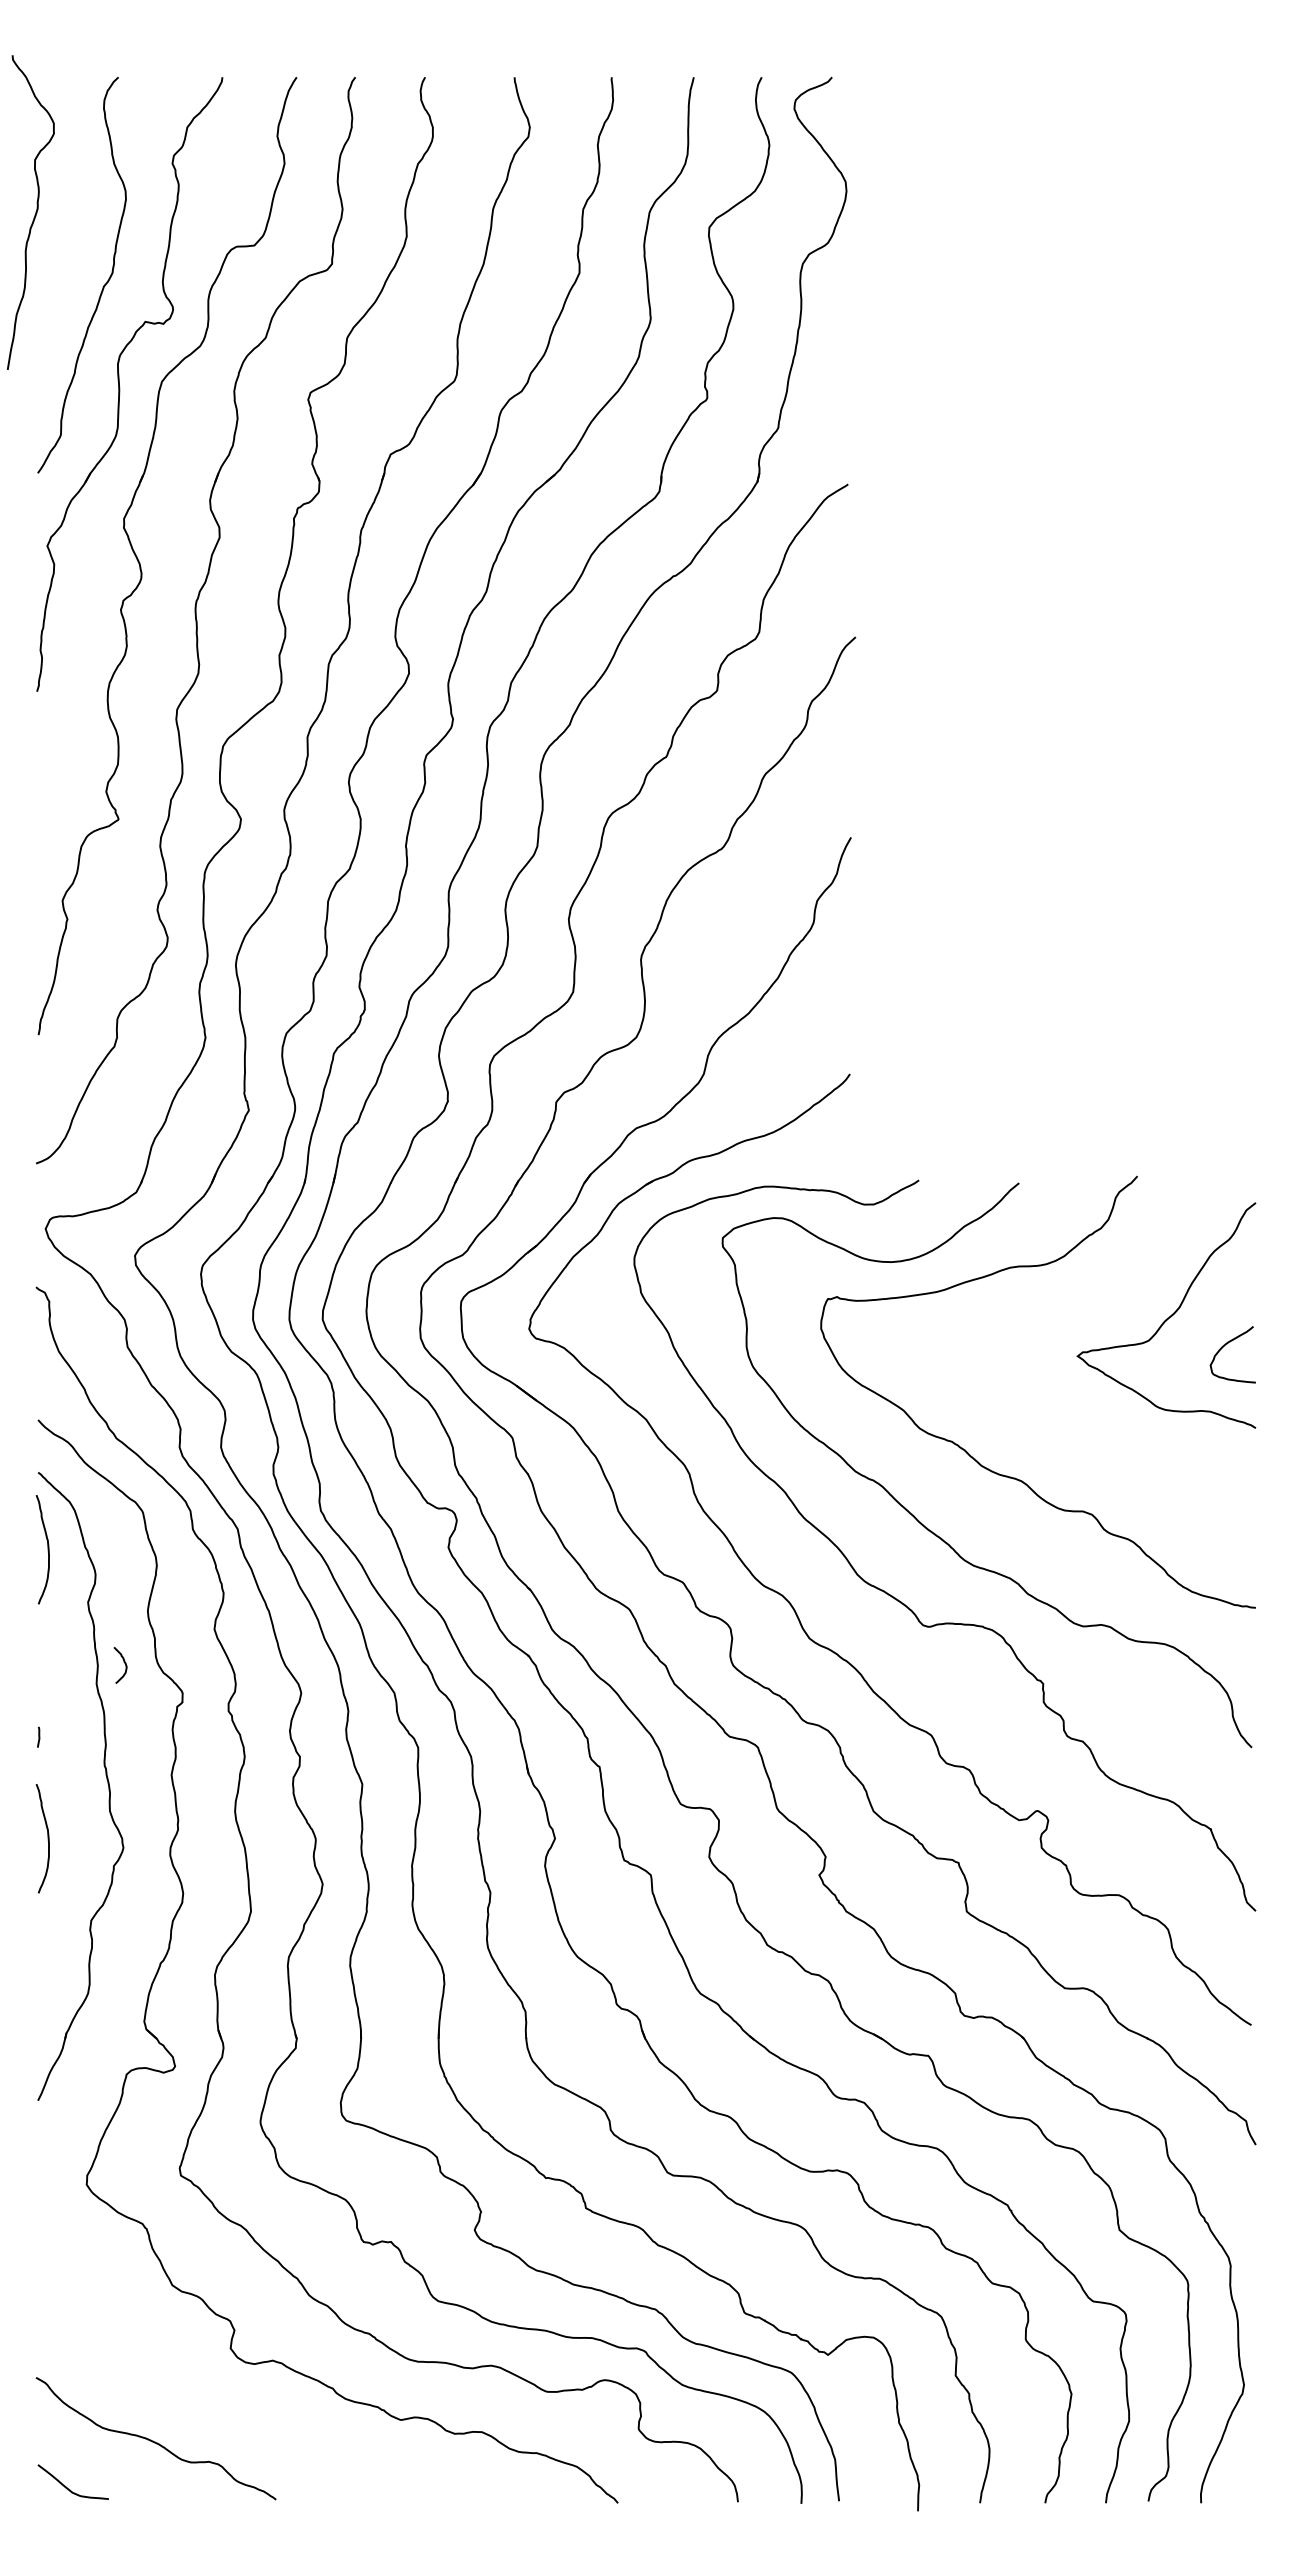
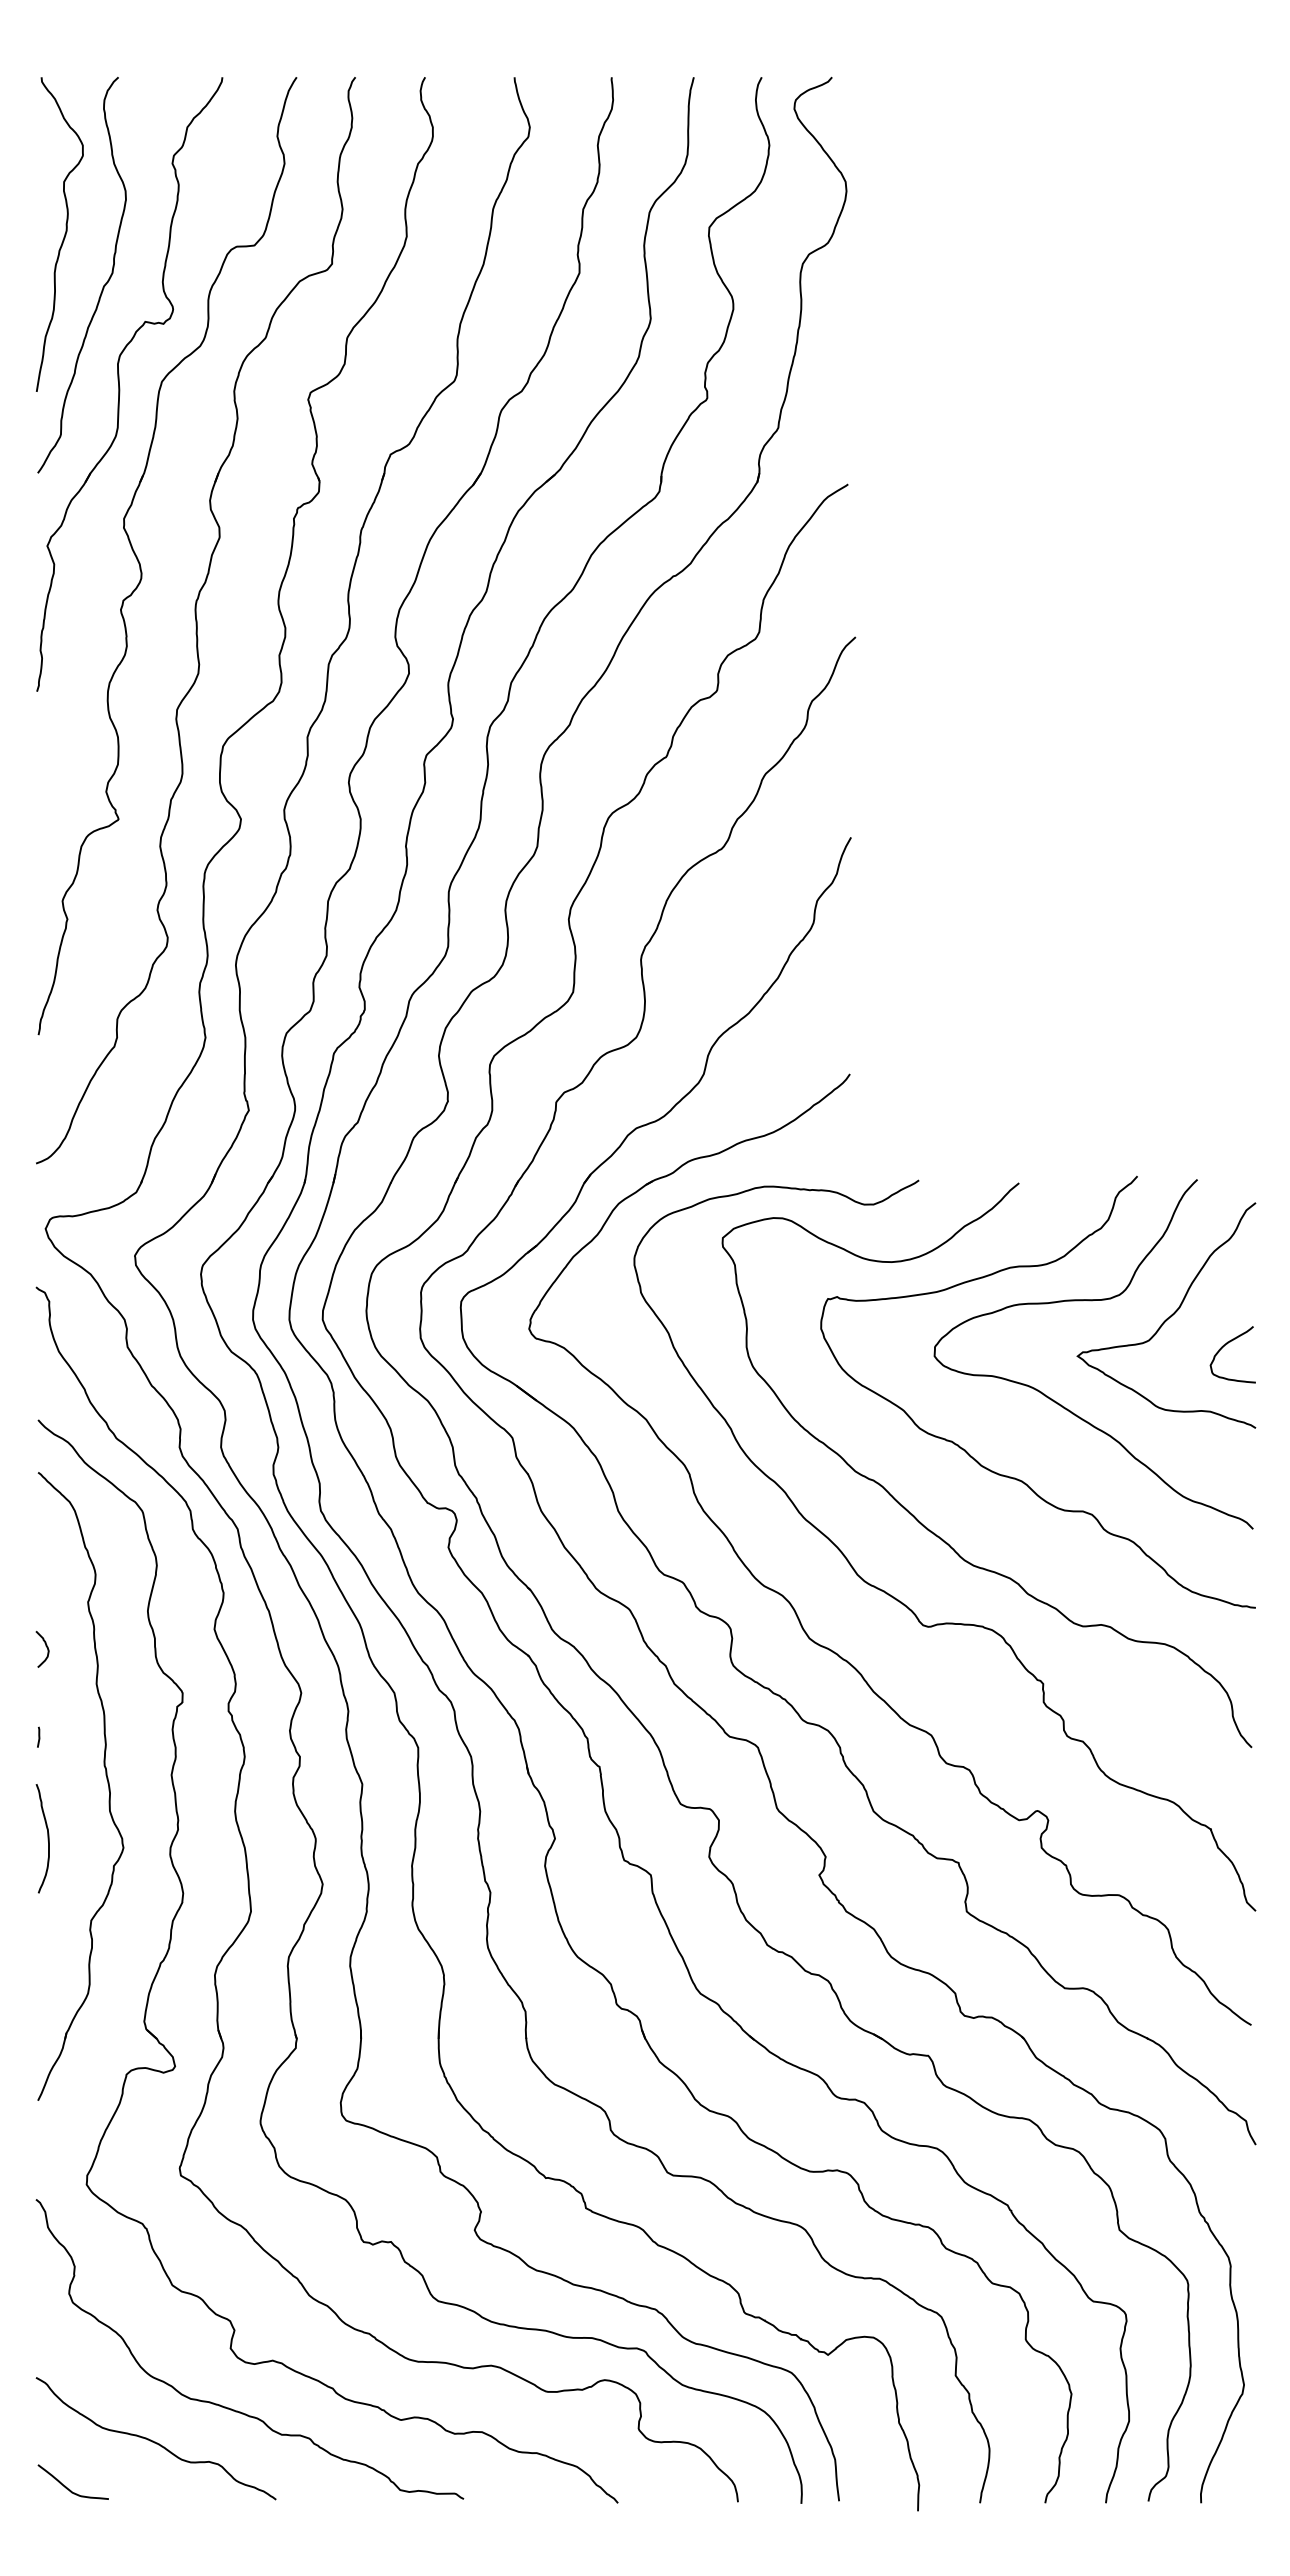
curve position: (35, 212) -> (64, 234) (64, 234)
curve: none -> present (1092, 1301)
curve: present -> none (47, 1549)
curve position: (123, 1662) -> (45, 1646) (45, 1646)
curve: none -> present (228, 2407)
